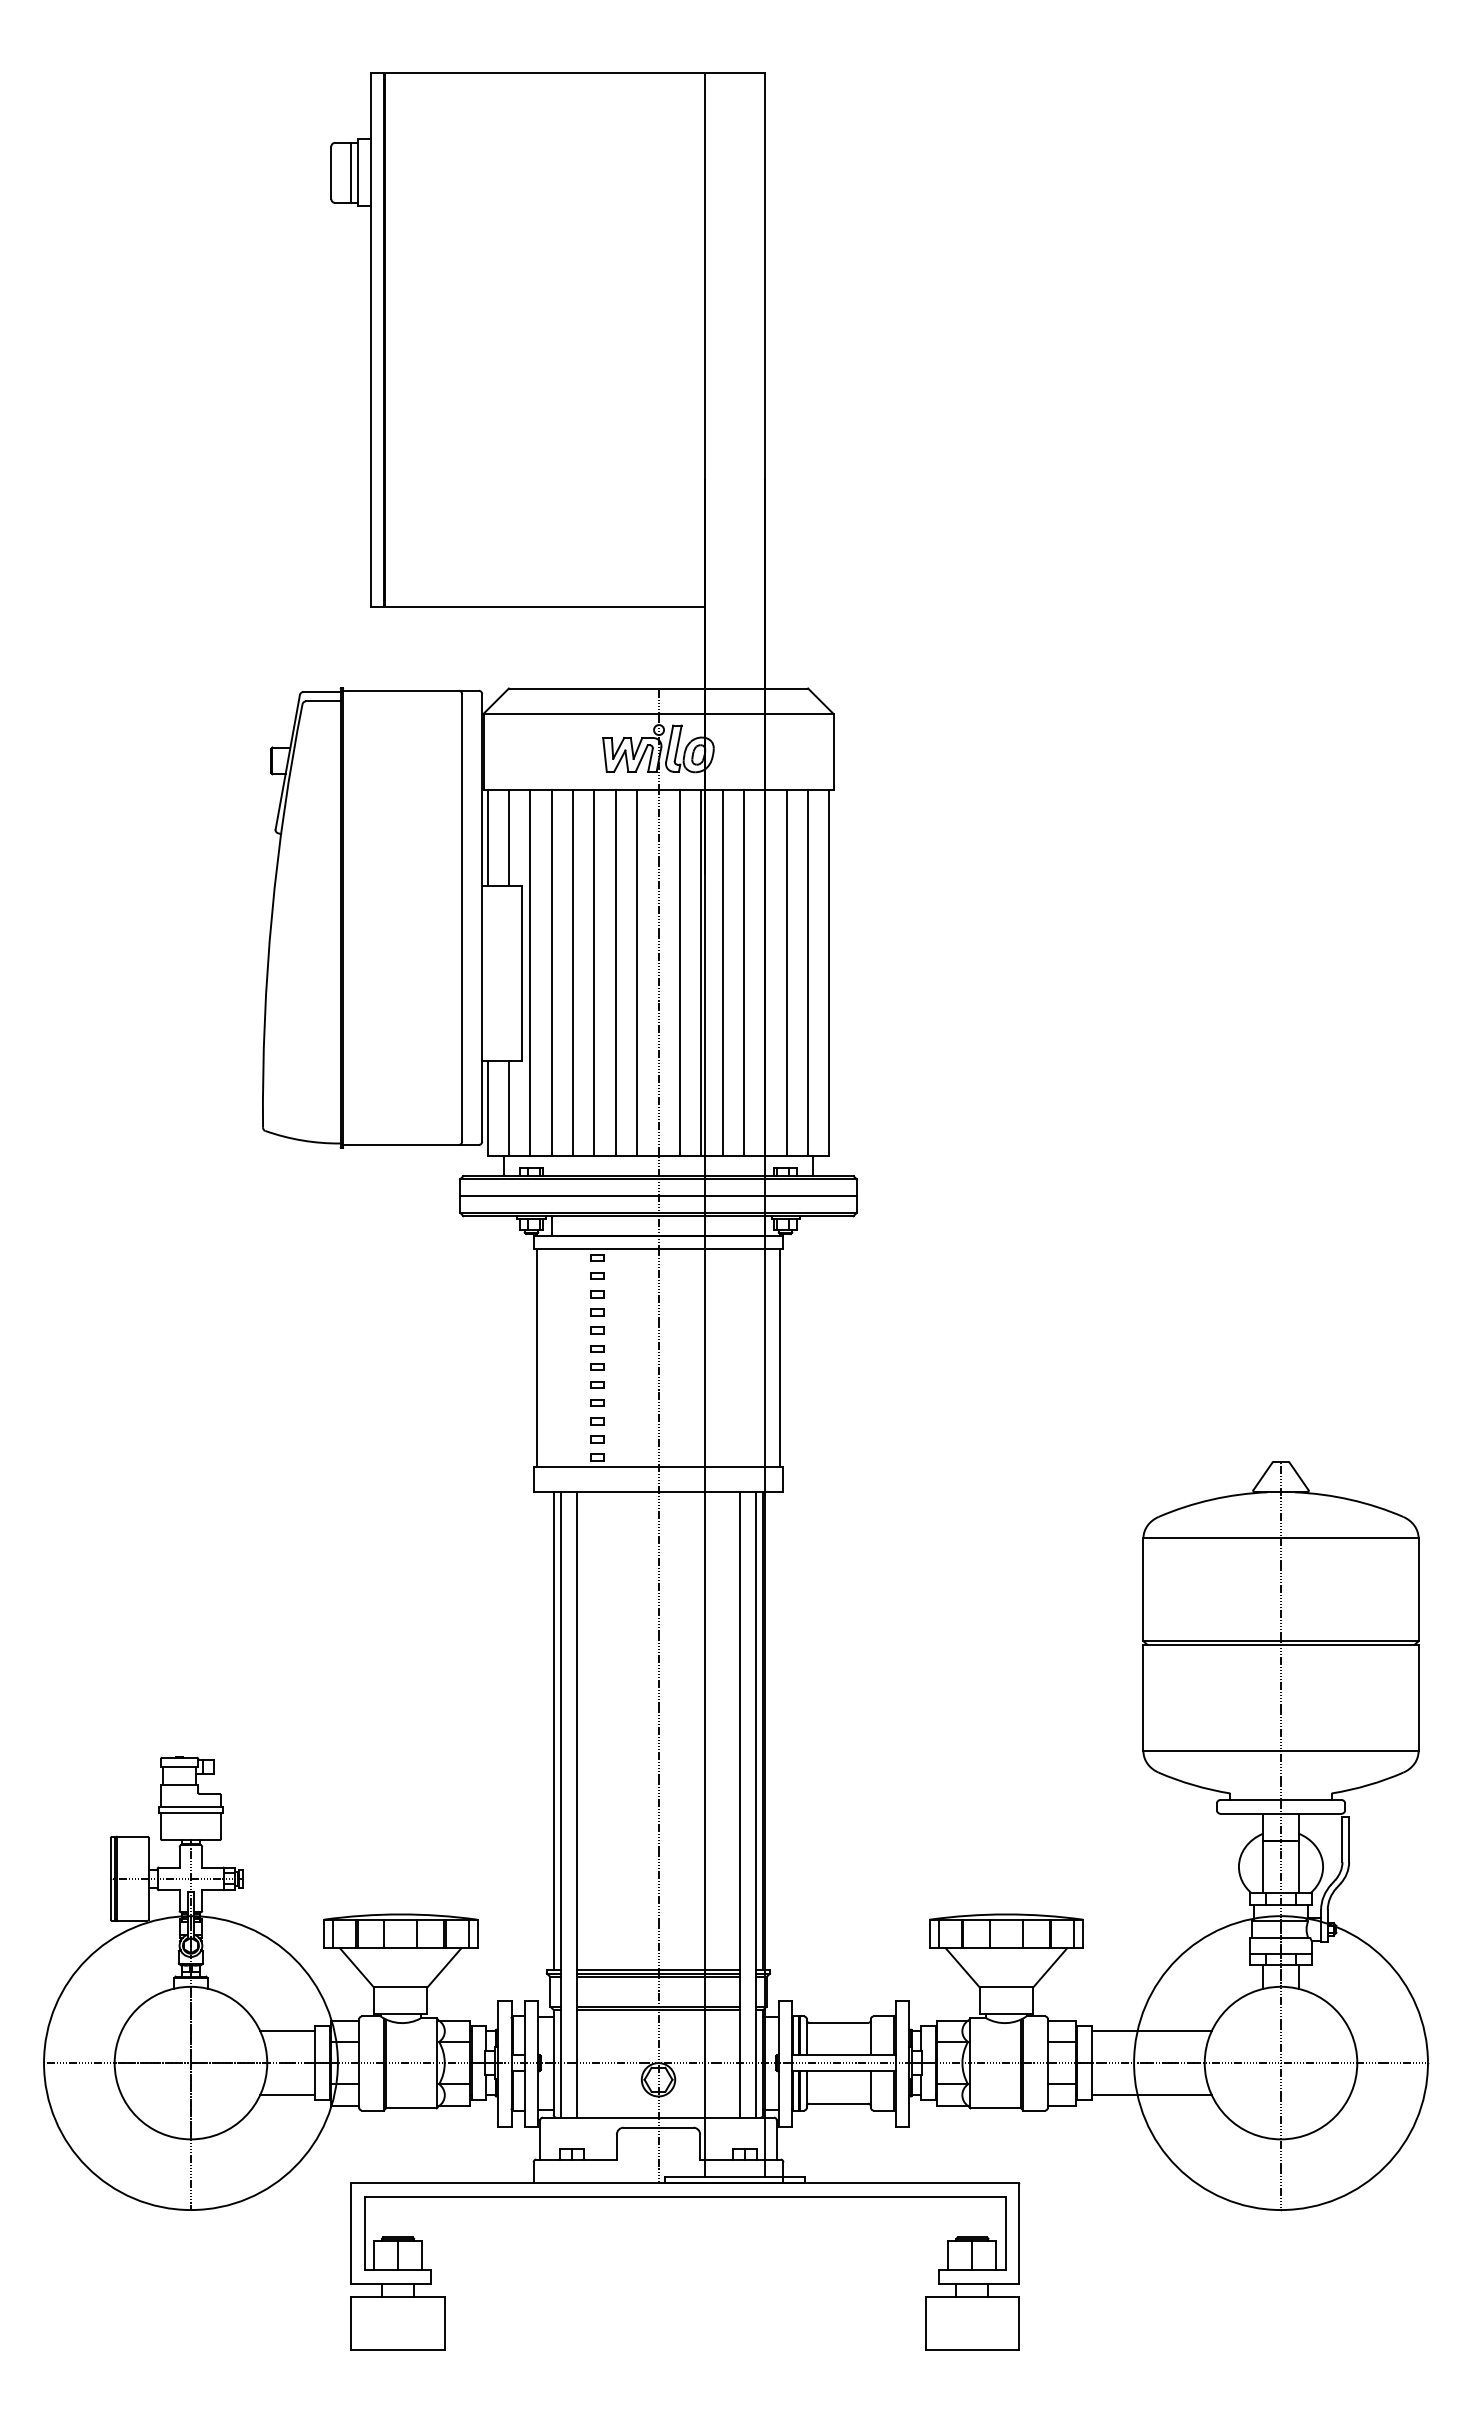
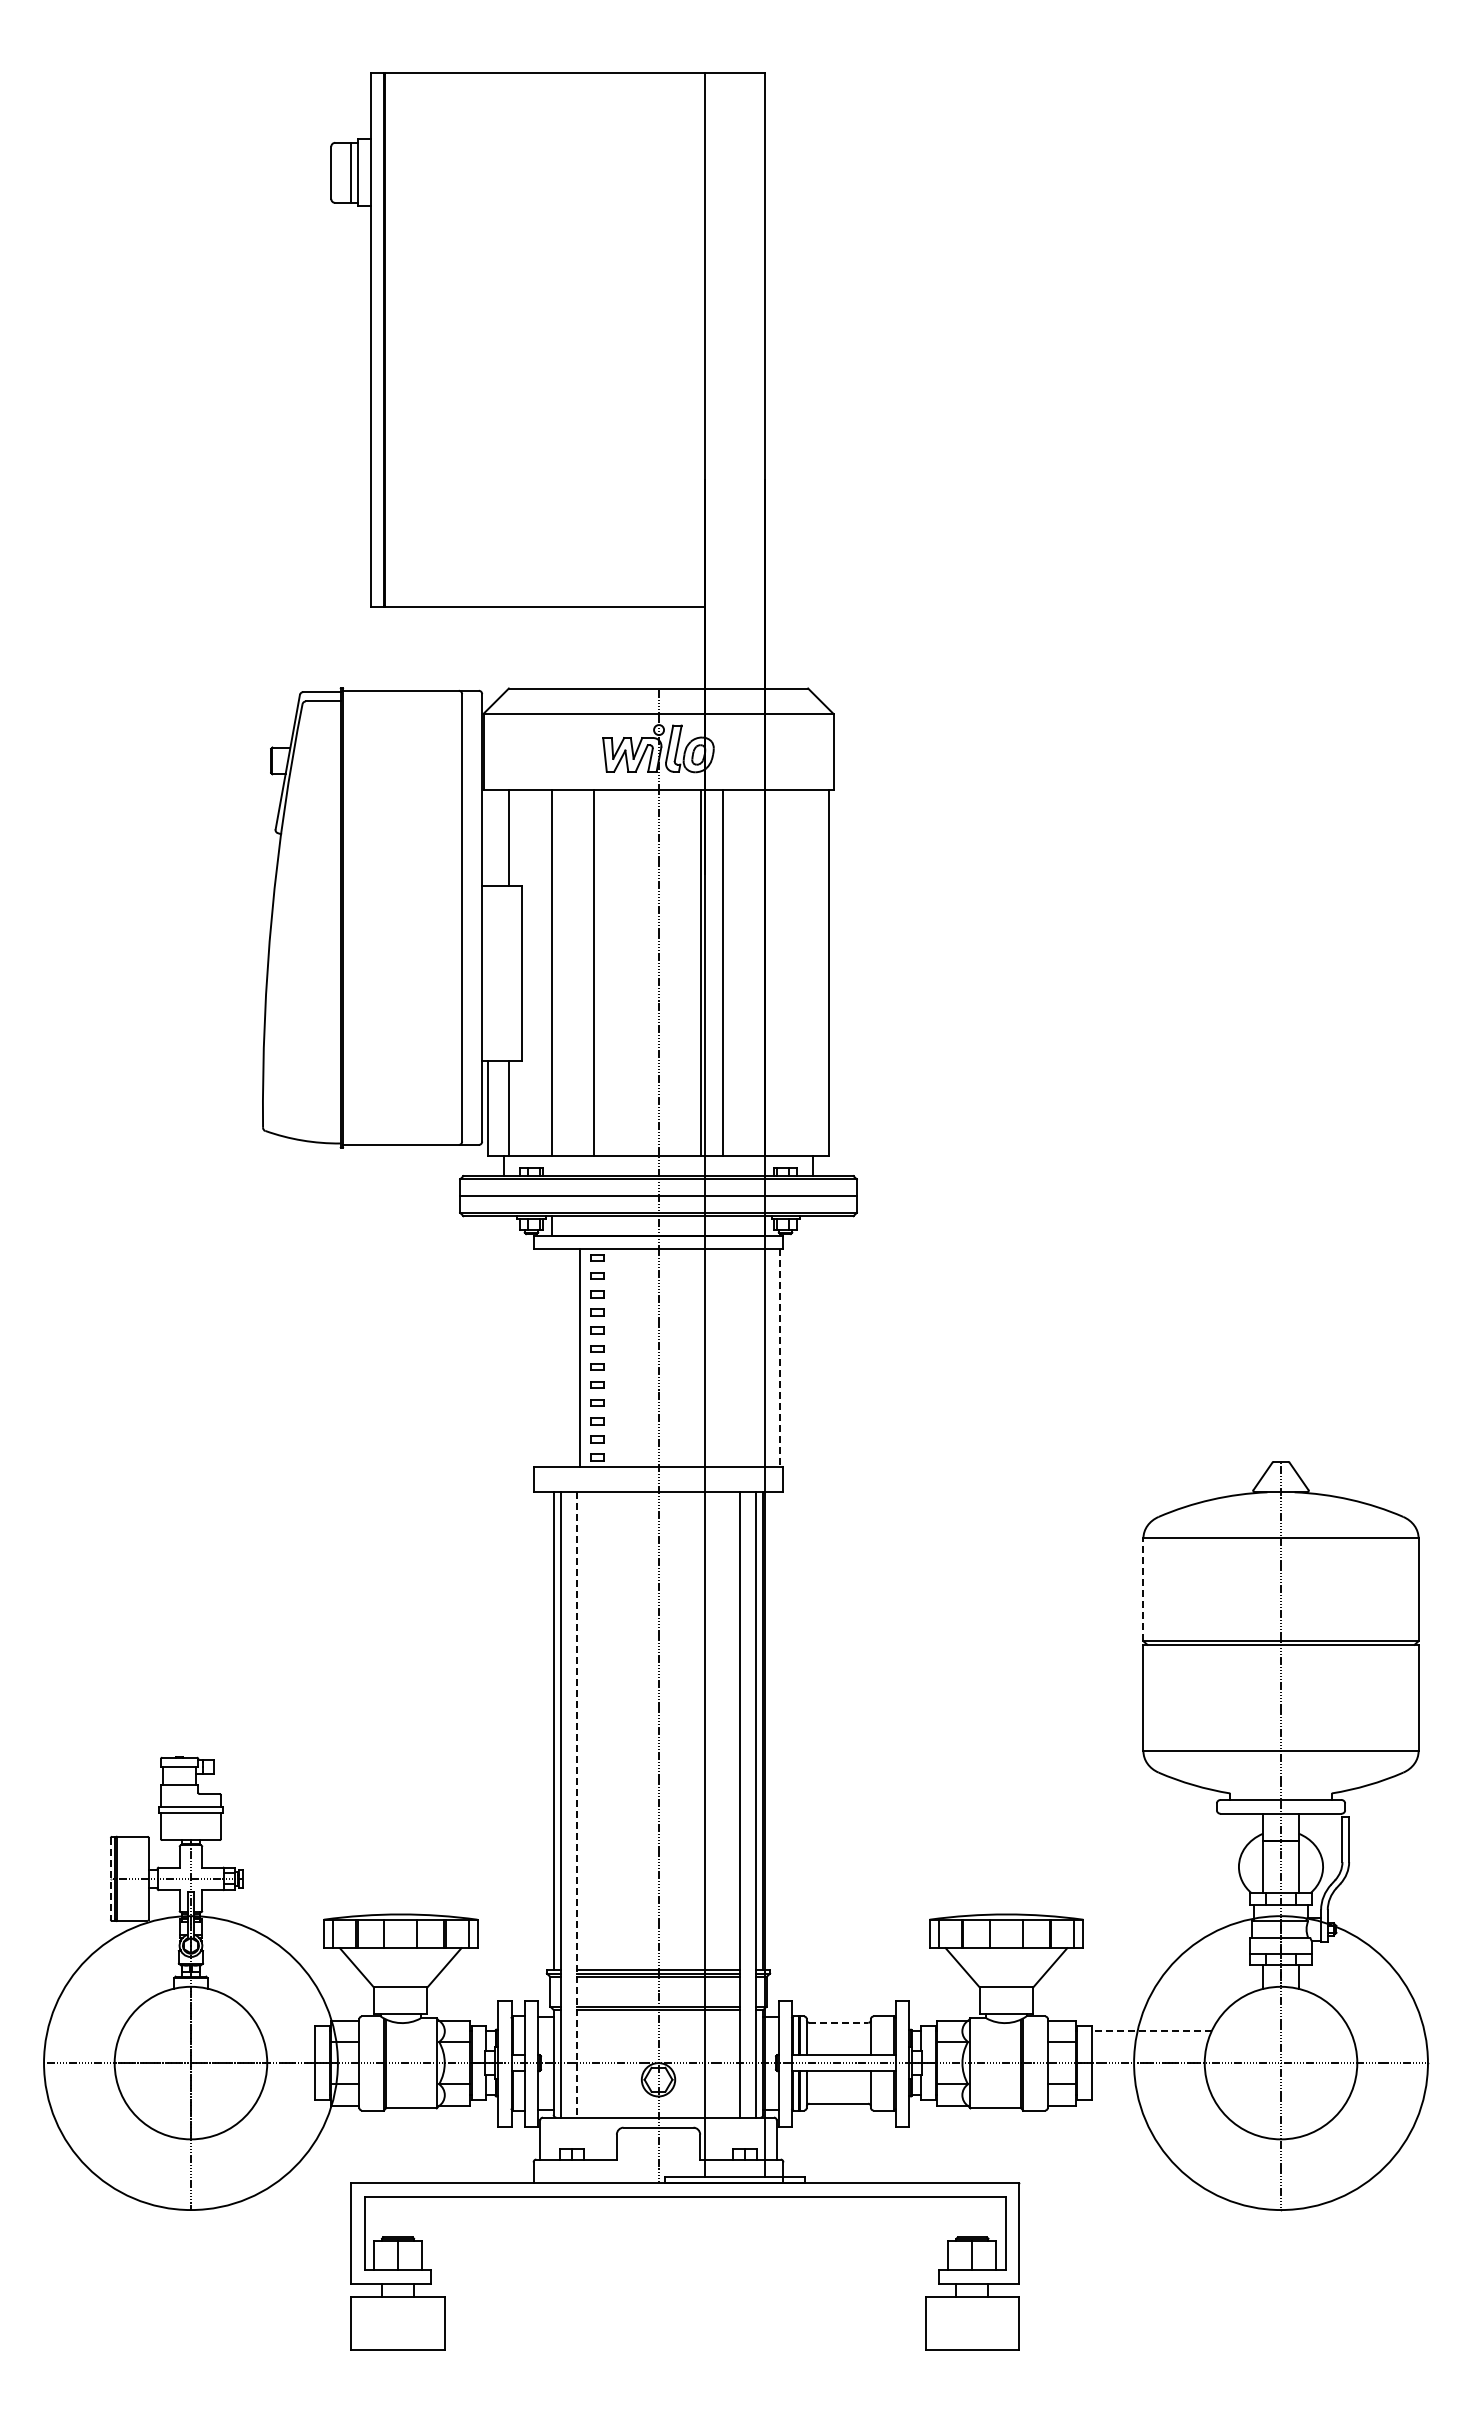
line: present -> none (487, 837)
line: present -> none (530, 973)
line: present -> none (573, 973)
line: present -> none (615, 973)
line: present -> none (637, 973)
line: present -> none (679, 973)
line: present -> none (743, 973)
line: present -> none (786, 973)
line: present -> none (808, 973)
line position: (537, 1357) -> (580, 1357) (580, 1357)
line: solid -> dashed (779, 1357)
line: solid -> dashed (1143, 1589)
line: solid -> dashed (576, 1804)
line: solid -> dashed (110, 1878)
line: solid -> dashed (839, 2022)
line: present -> none (287, 2030)
line: solid -> dashed (1151, 2030)
line: present -> none (287, 2095)
line: present -> none (1151, 2095)
